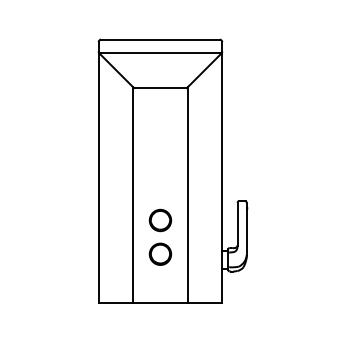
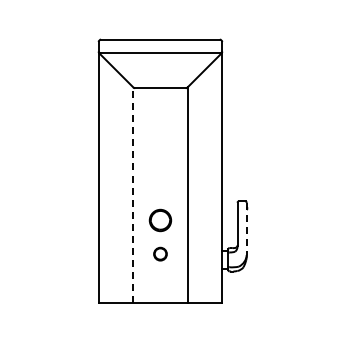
line: solid -> dashed (133, 195)
line: solid -> dashed (246, 229)
part size: 25x24 px -> 15x16 px (160, 253)
